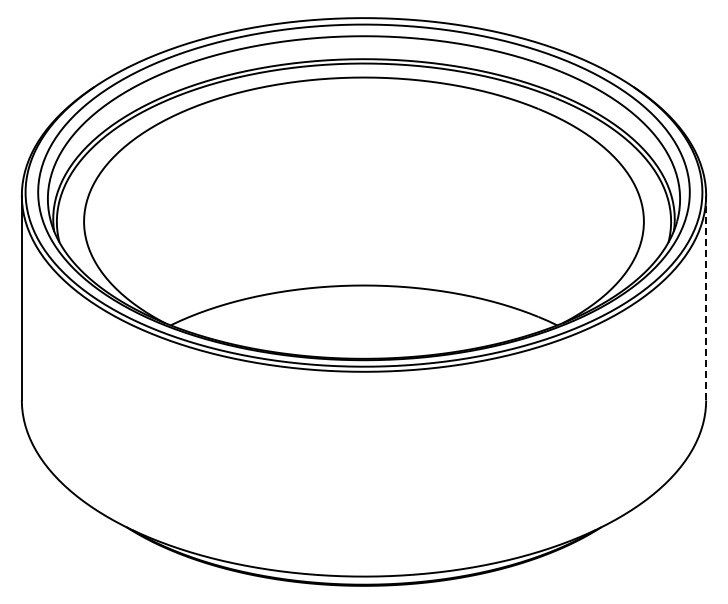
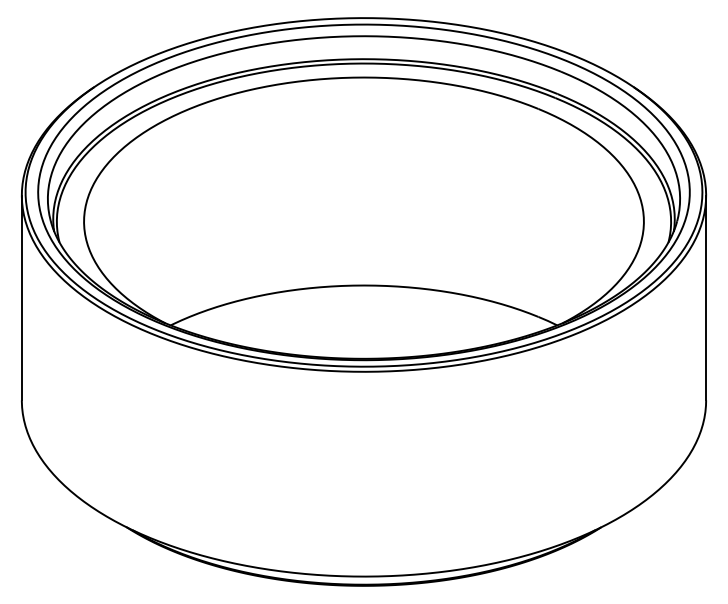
line: dashed -> solid (706, 297)
